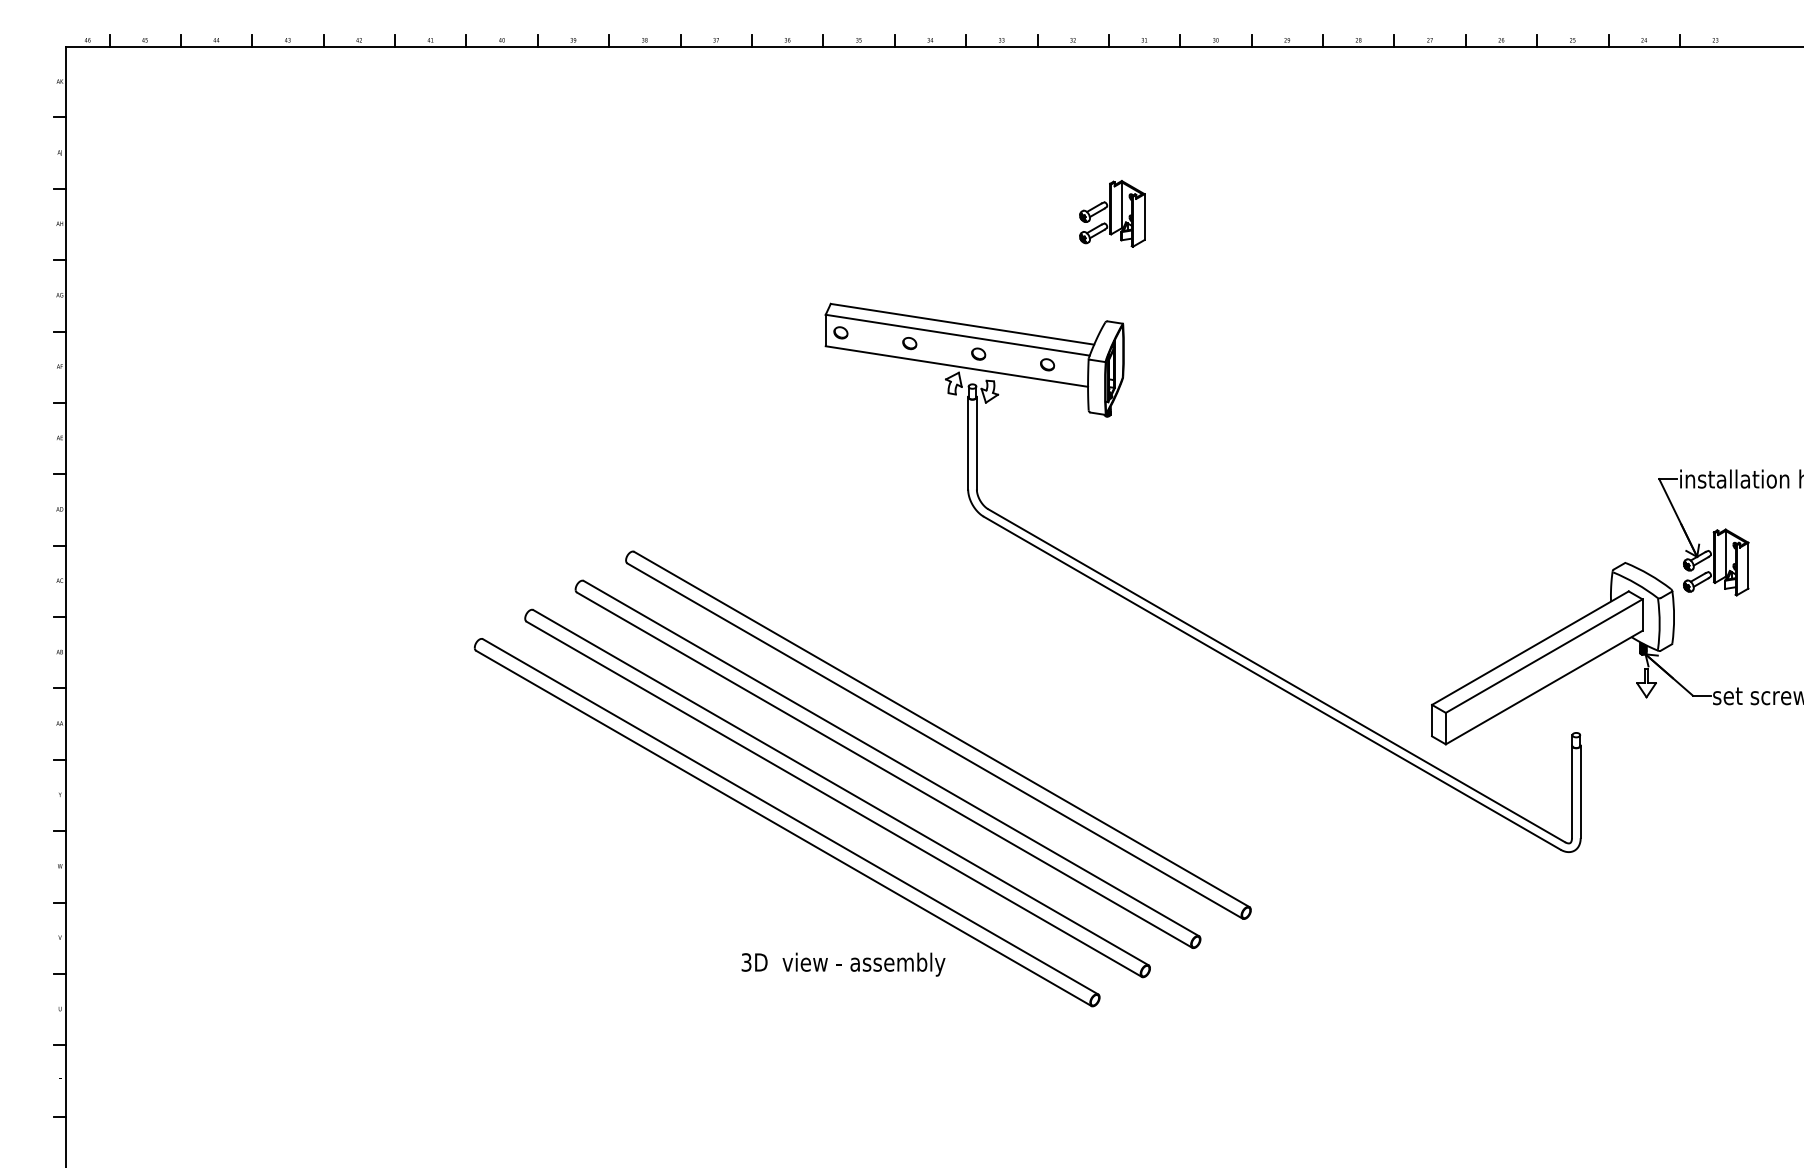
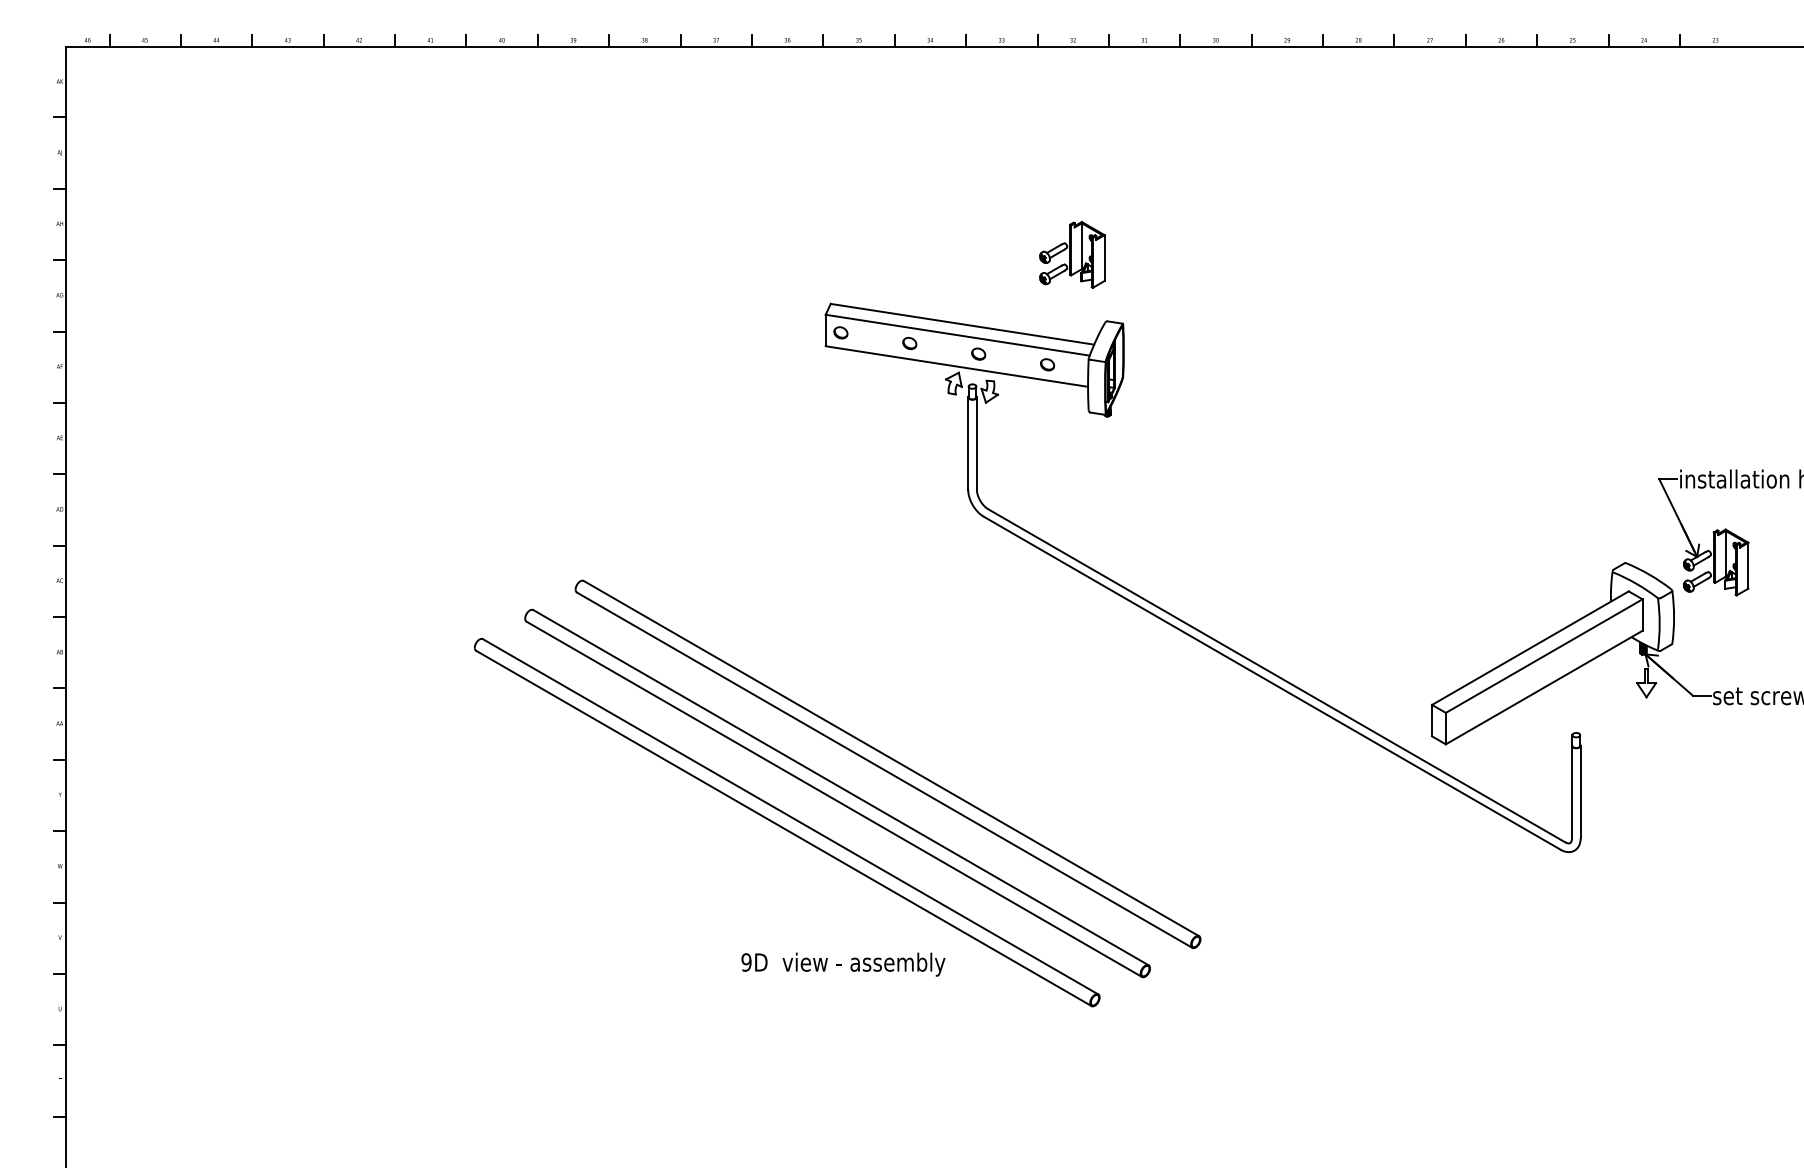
part position: (1112, 213) -> (1072, 254) (1072, 254)
part: present -> none (938, 734)
text: 3D -> 9D (746, 962)
